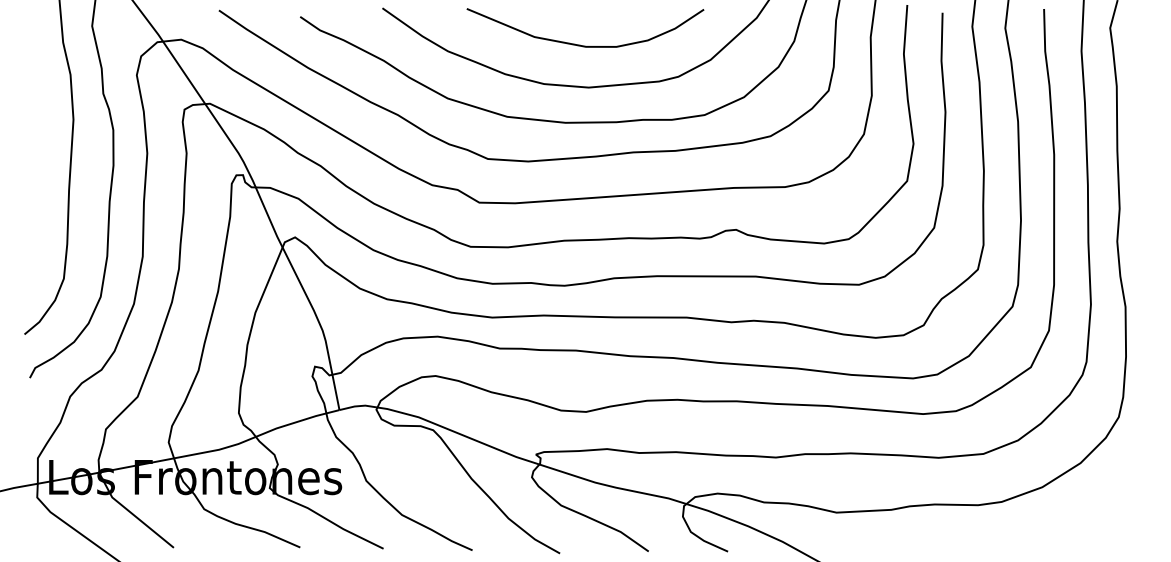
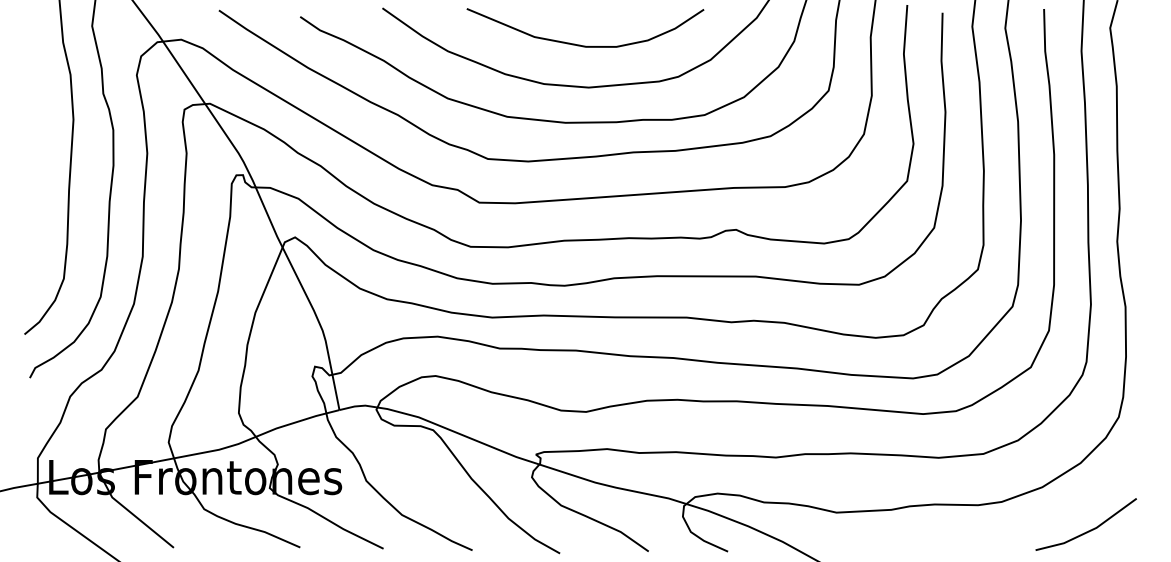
line: none -> present (1088, 530)
